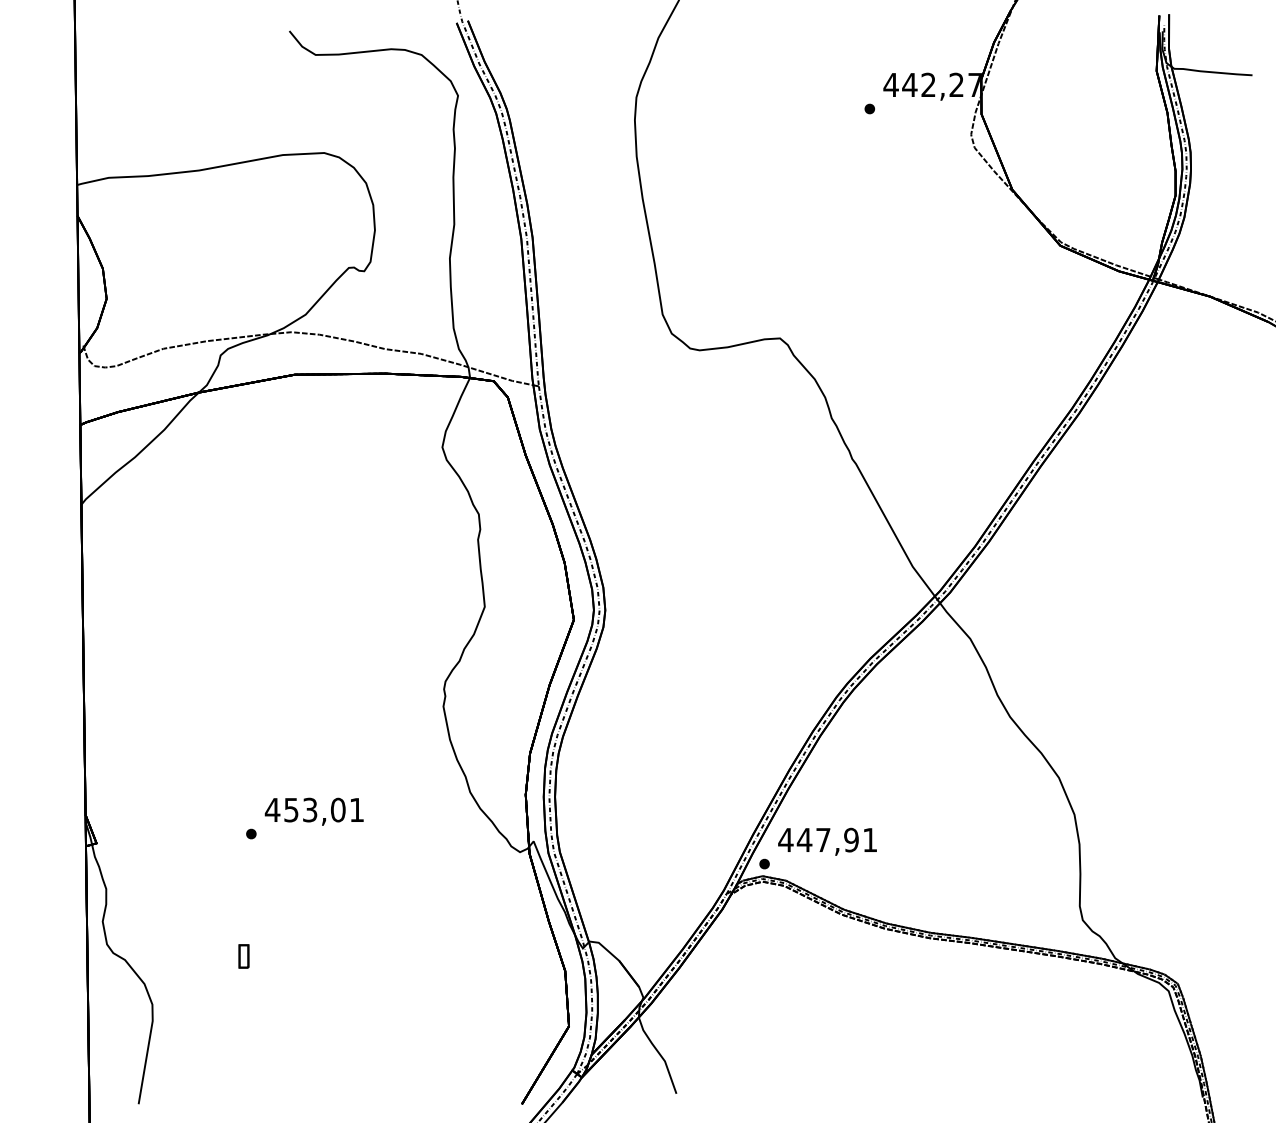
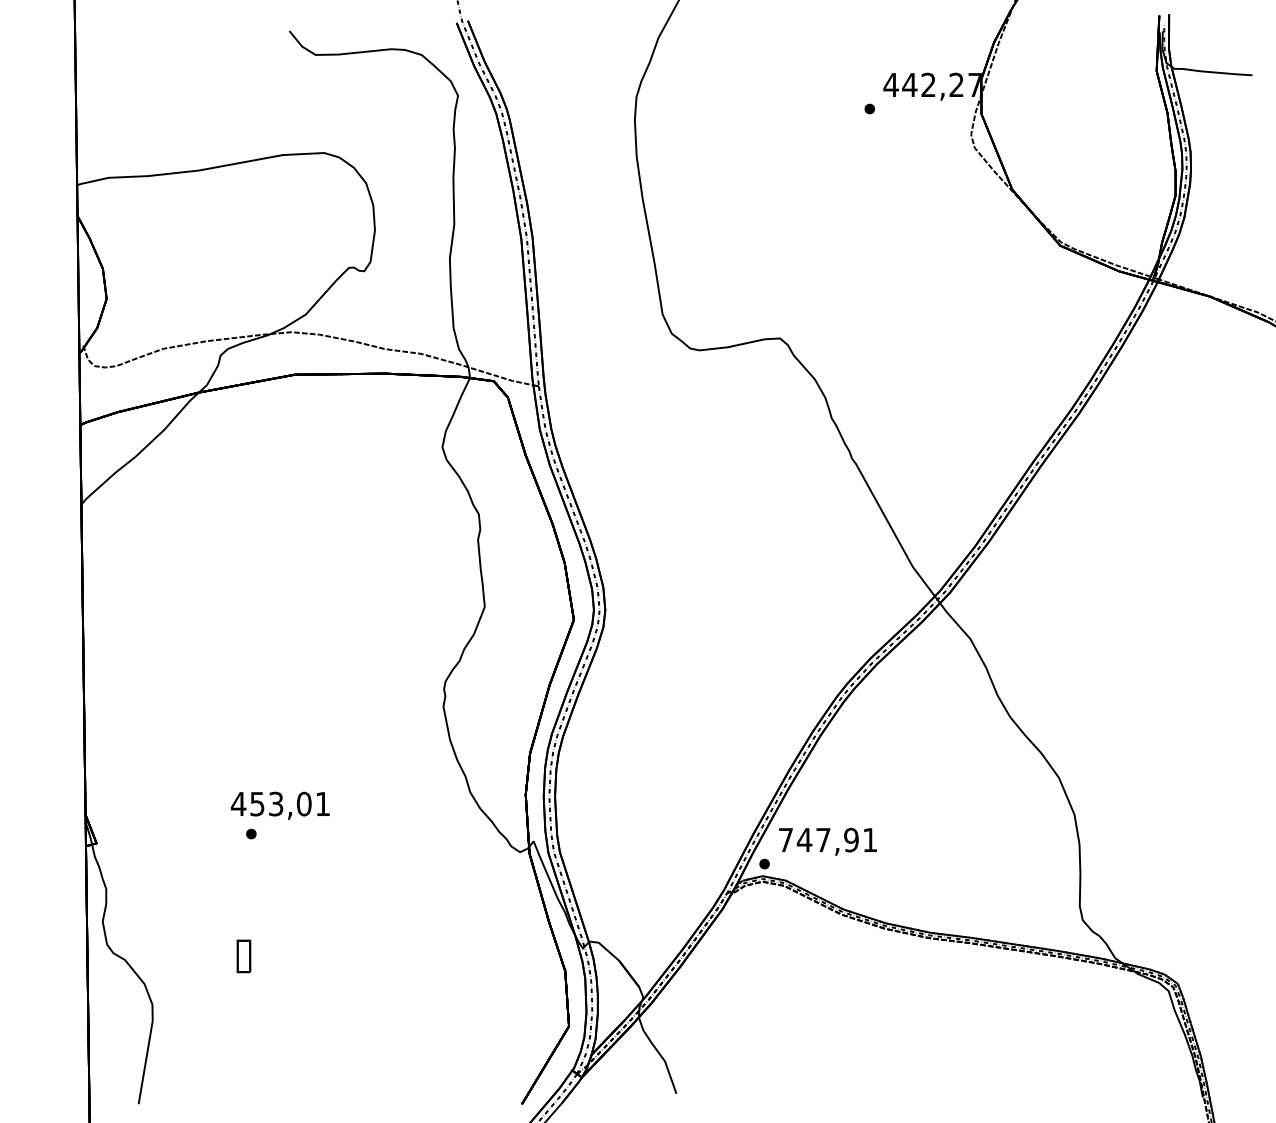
text position: (313, 811) -> (279, 805) (279, 805)
text: 447,91 -> 747,91 (785, 839)
part size: 12x25 px -> 16x35 px (243, 956)
